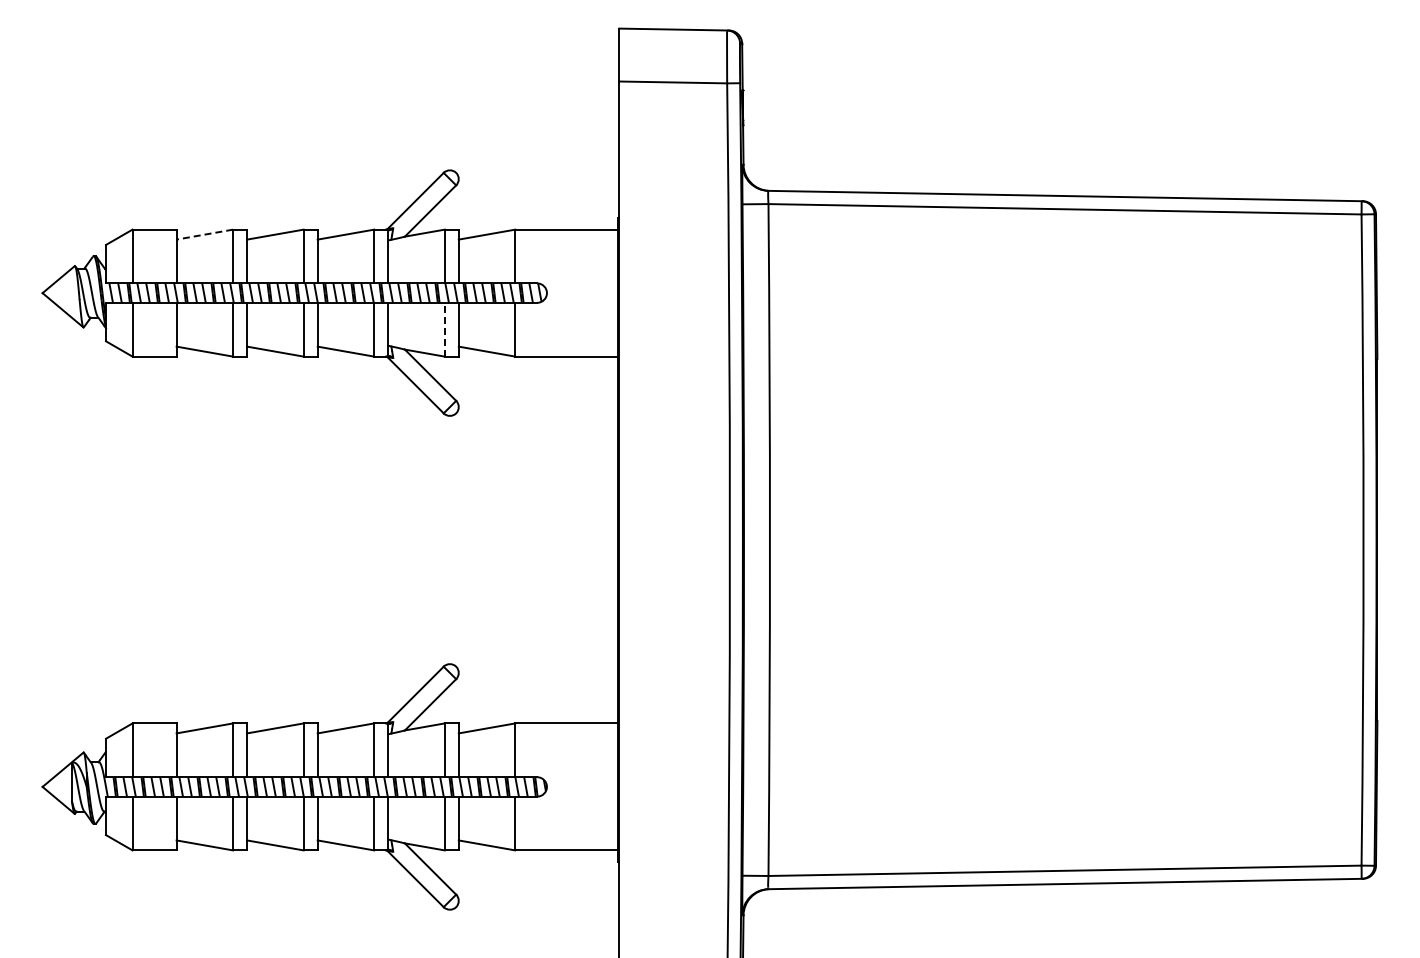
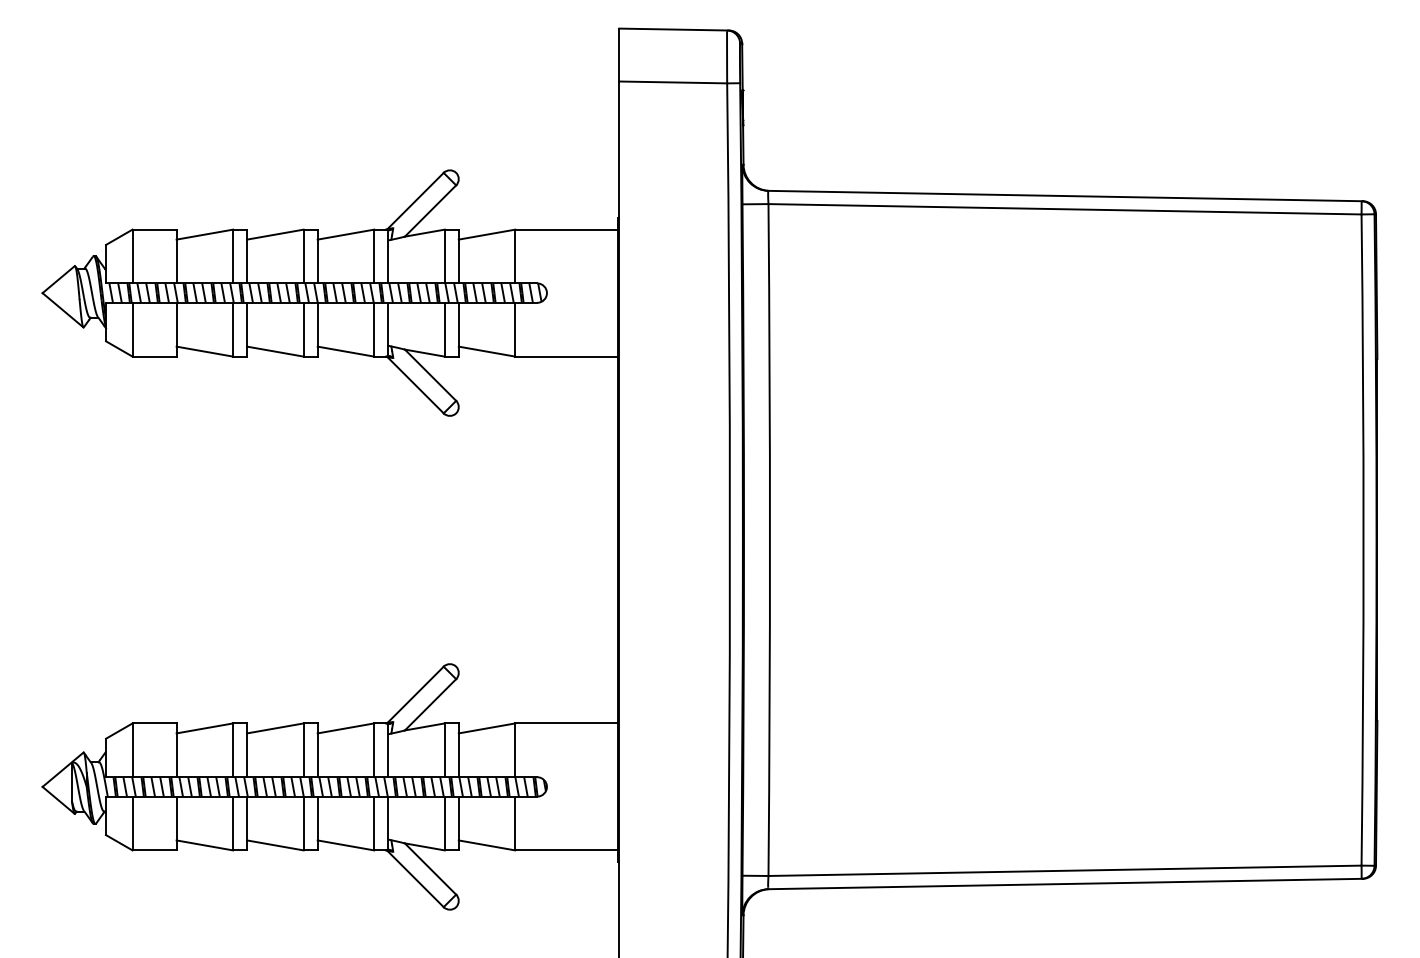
line: dashed -> solid (204, 234)
line: dashed -> solid (444, 329)
